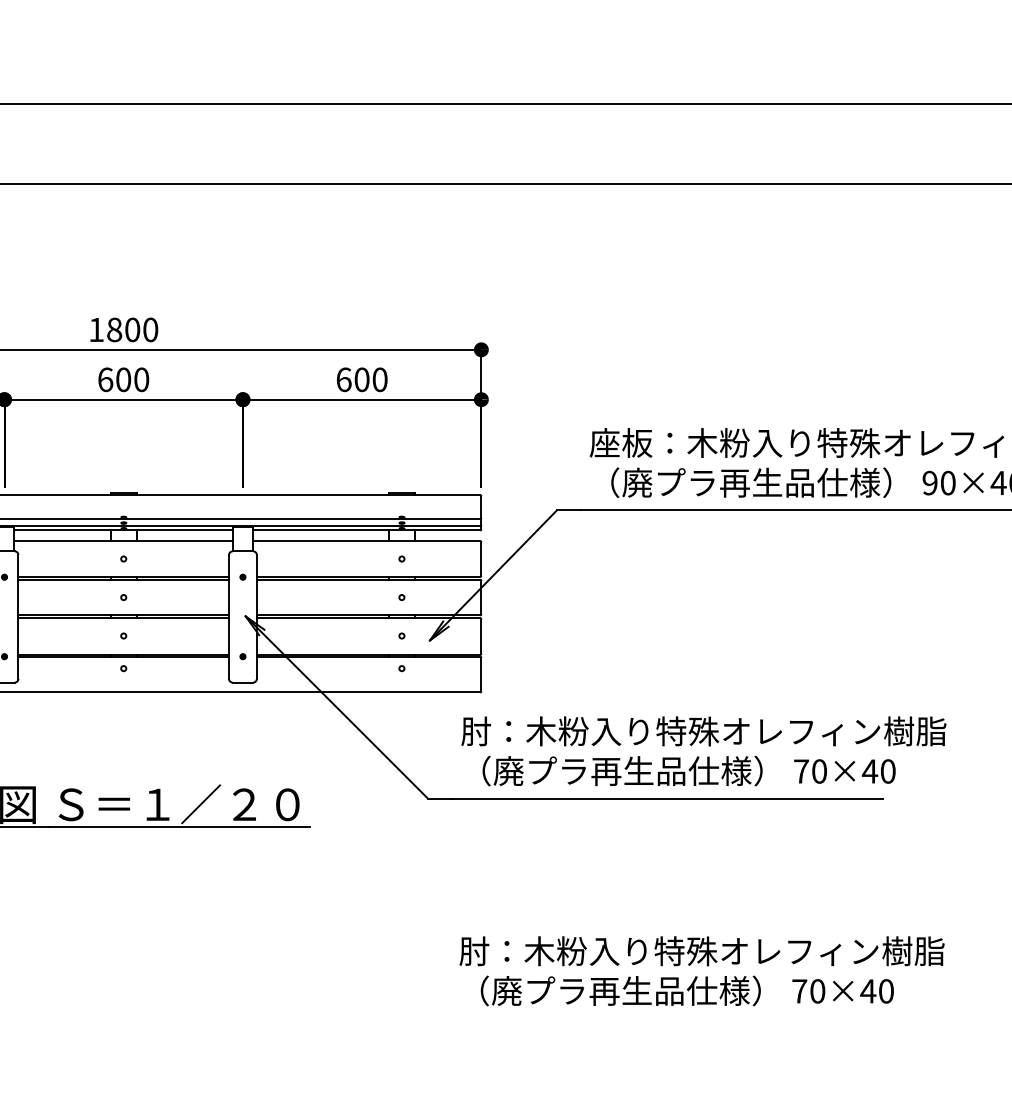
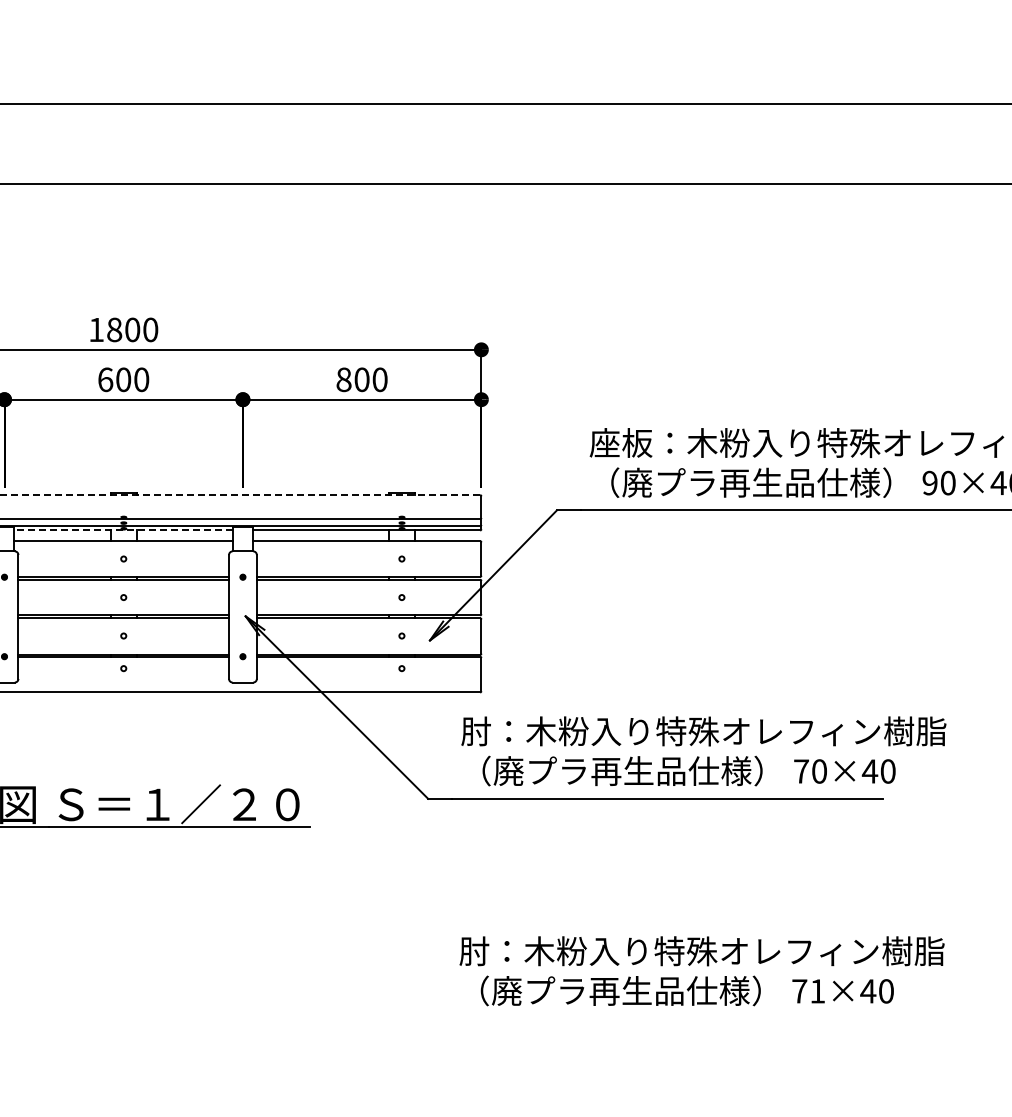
text: 600 -> 800 (343, 379)
line: solid -> dashed (240, 495)
line: solid -> dashed (123, 530)
text: 70×40 -> 71×40 (817, 991)
